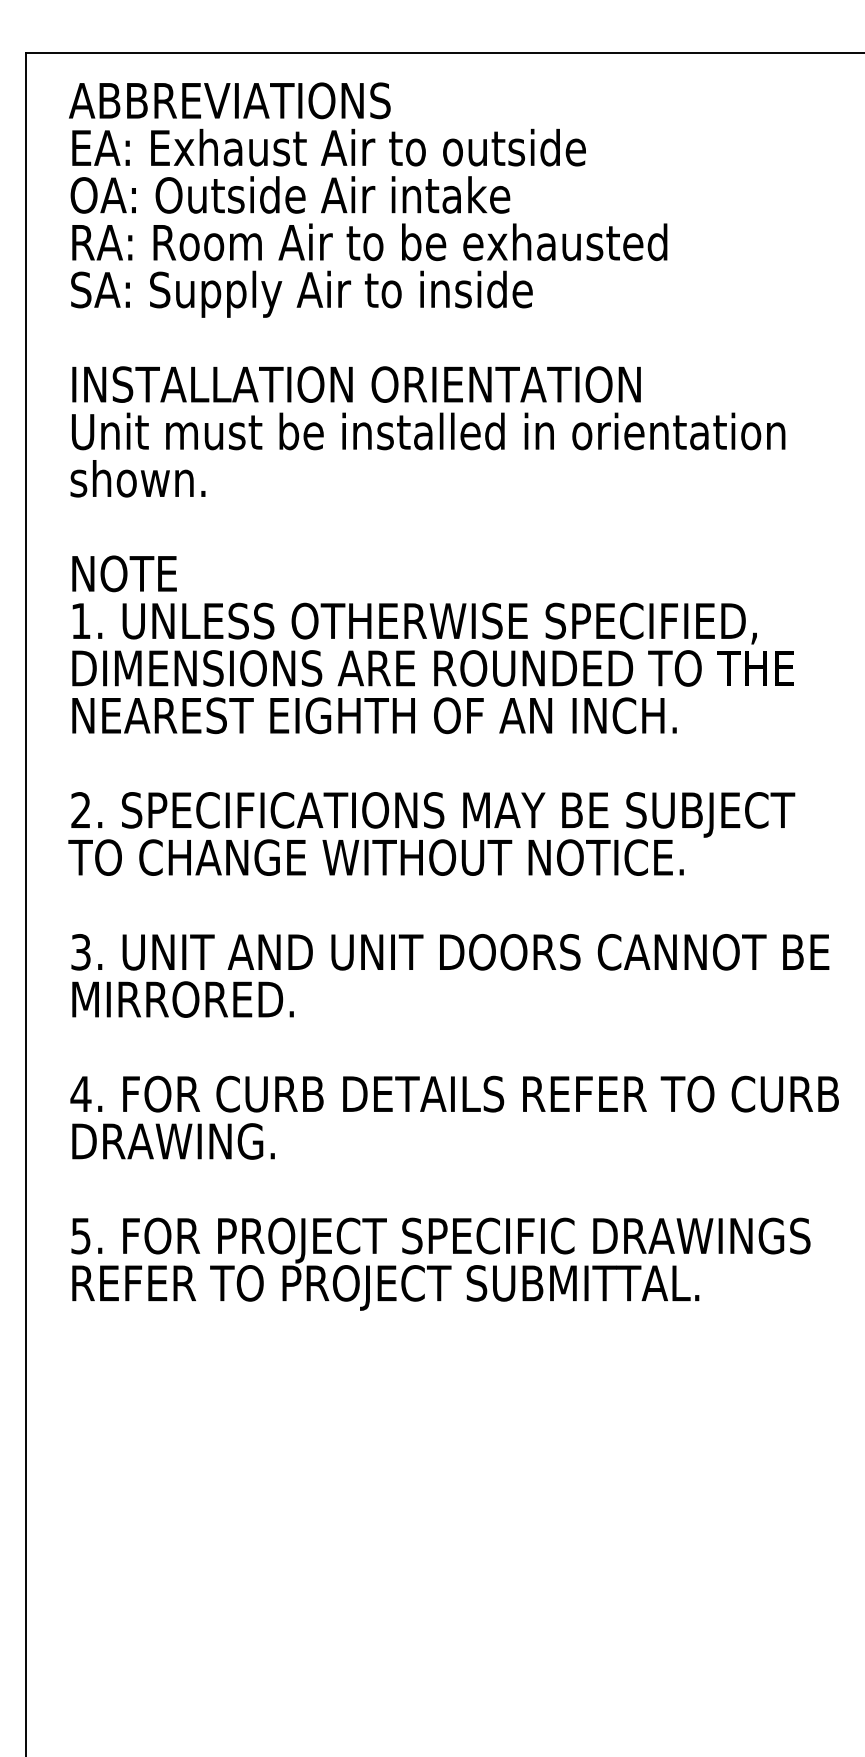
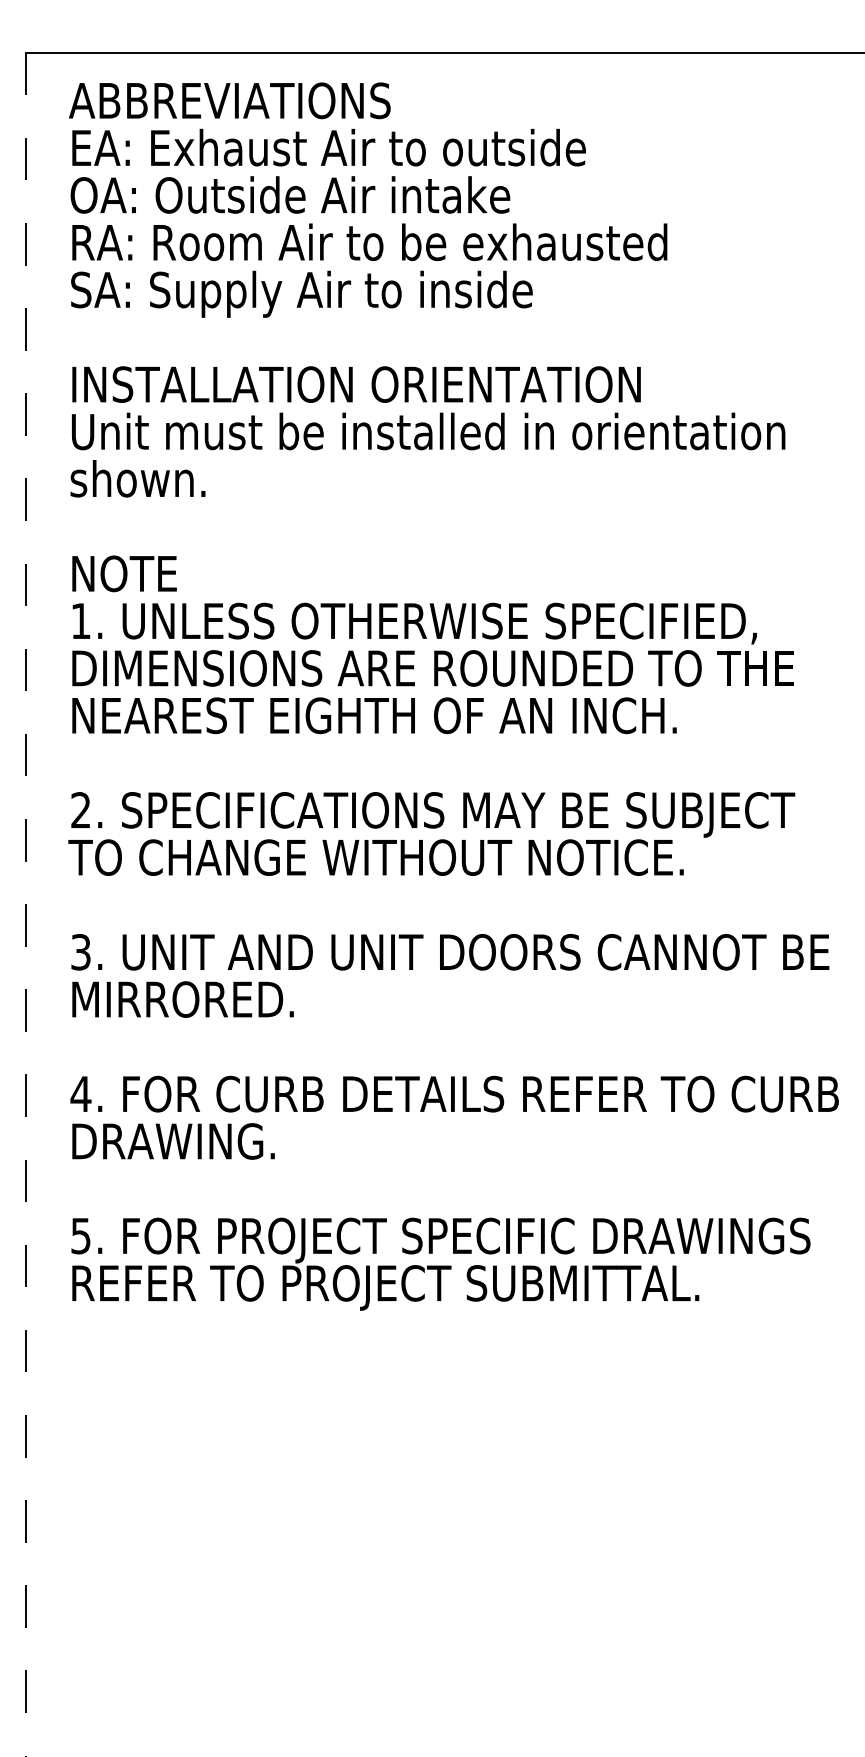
line: solid -> dashed (26, 904)
